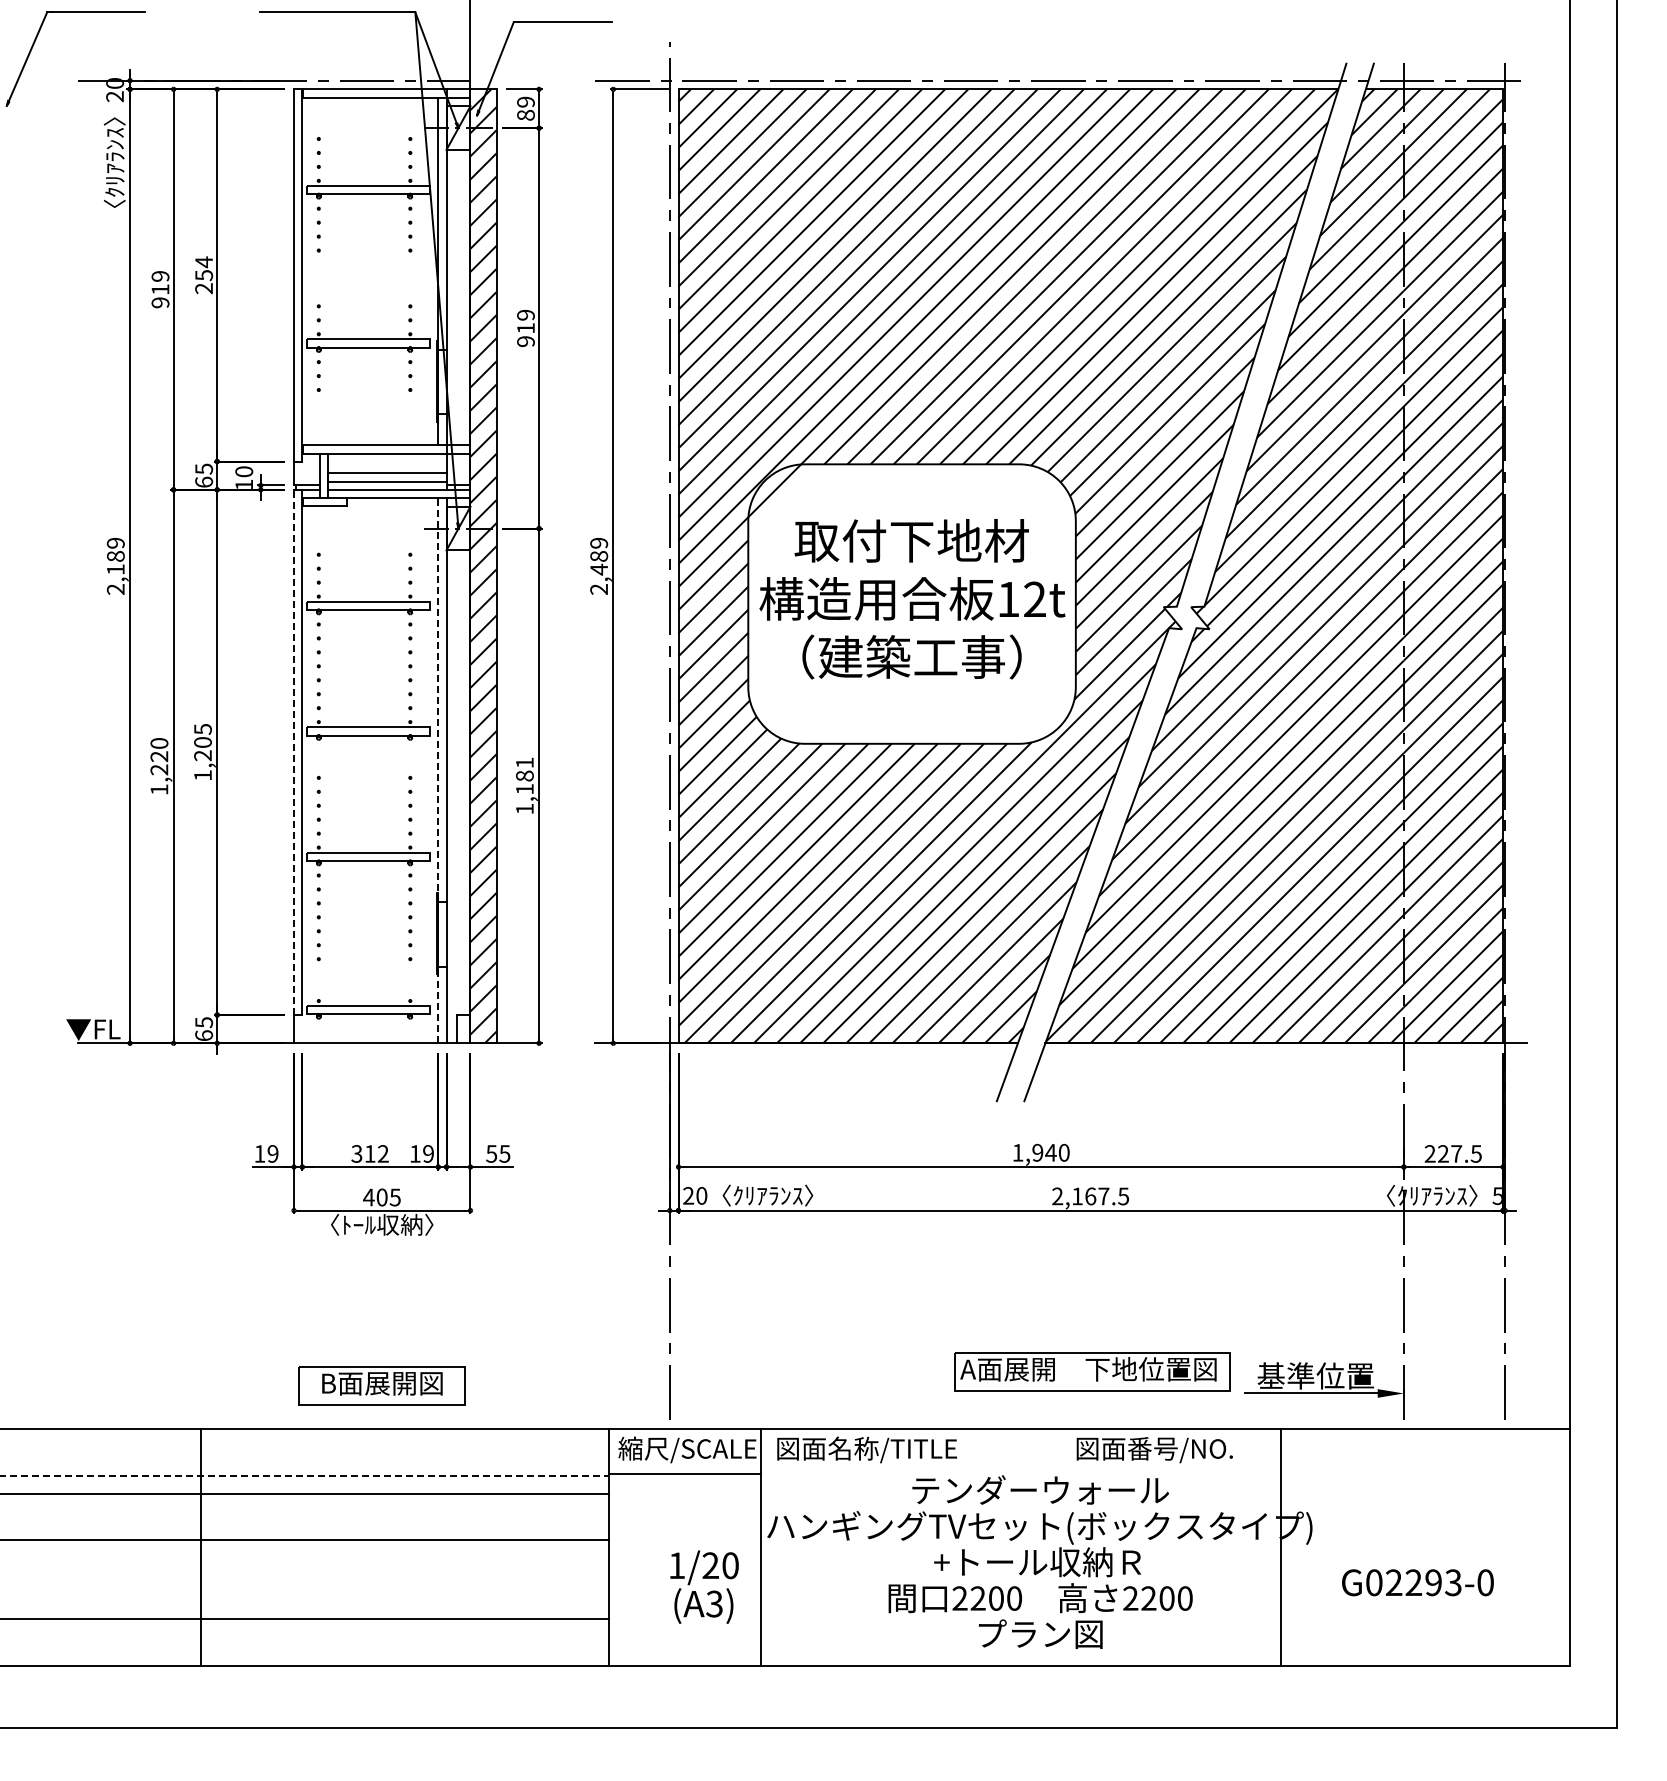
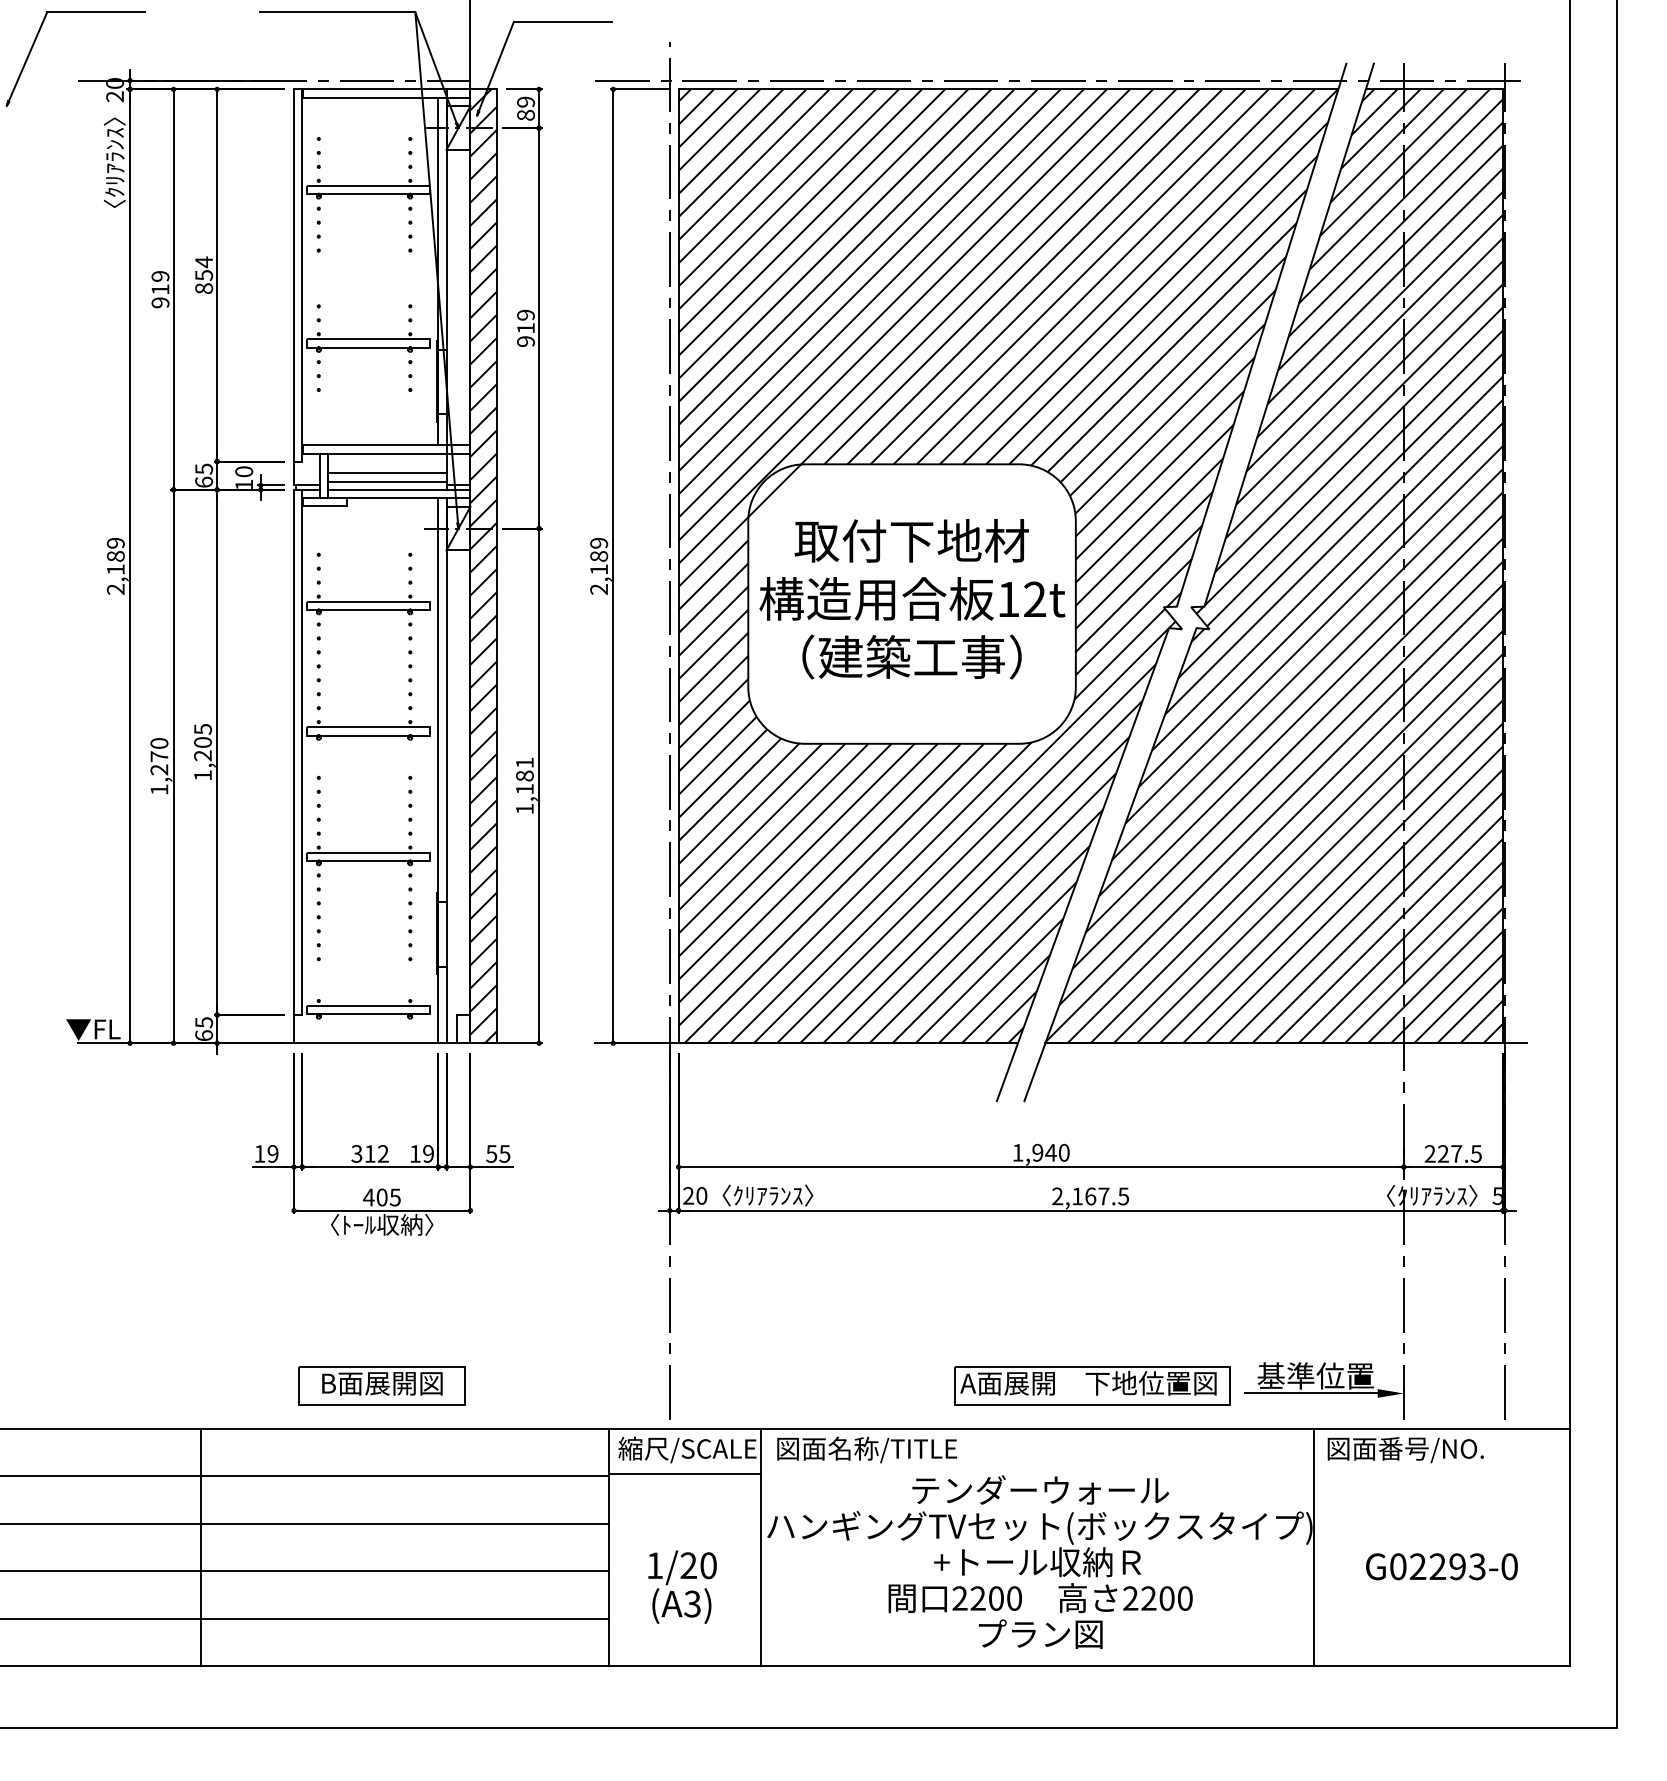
text: 254 -> 854 (204, 288)
text: 2,489 -> 2,189 (598, 569)
line: dashed -> solid (438, 700)
line: dashed -> solid (293, 752)
text: 1,220 -> 1,270 (159, 756)
line: dashed -> solid (438, 1004)
part position: (1092, 1371) -> (1092, 1385) (1092, 1385)
text position: (1154, 1450) -> (1405, 1450) (1405, 1450)
line: dashed -> solid (305, 1476)
line position: (305, 1494) -> (305, 1524) (305, 1524)
line position: (305, 1540) -> (305, 1571) (305, 1571)
line position: (1280, 1547) -> (1313, 1547) (1313, 1547)
text position: (1417, 1582) -> (1441, 1566) (1441, 1566)
text position: (704, 1586) -> (682, 1586) (682, 1586)
